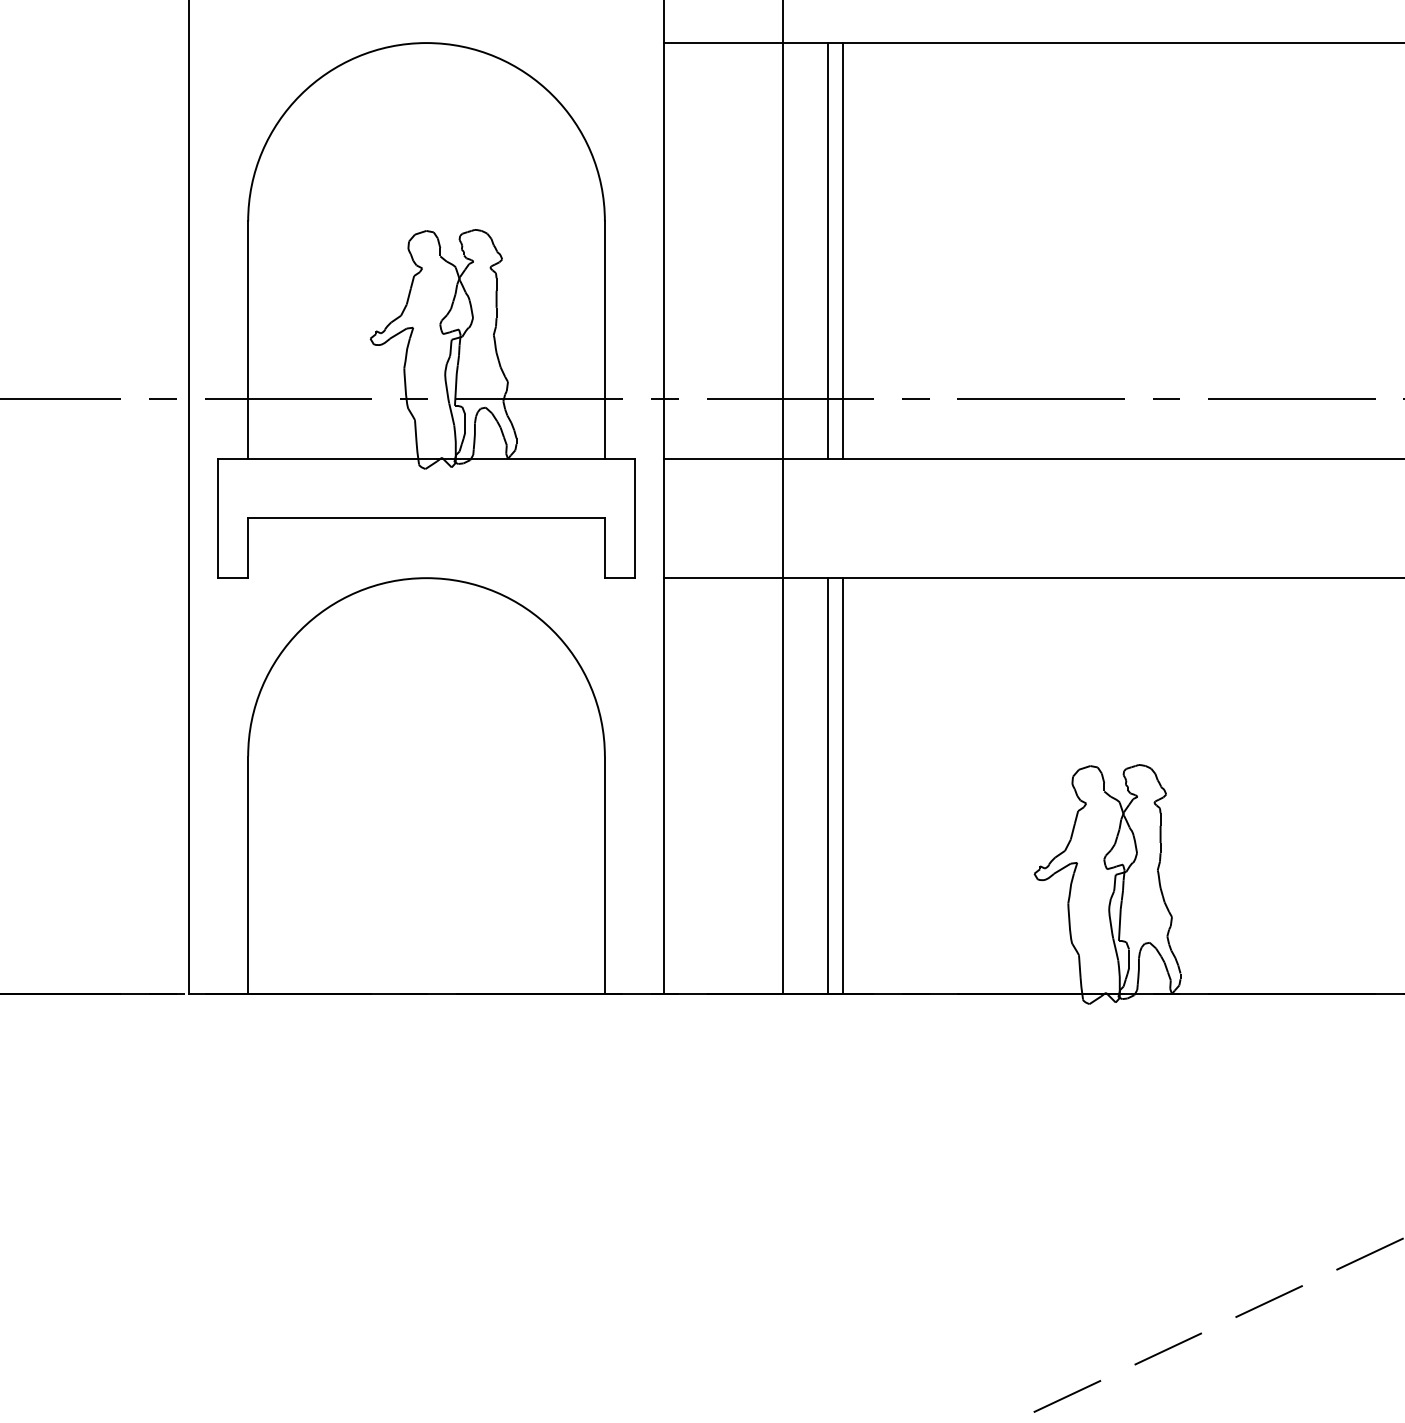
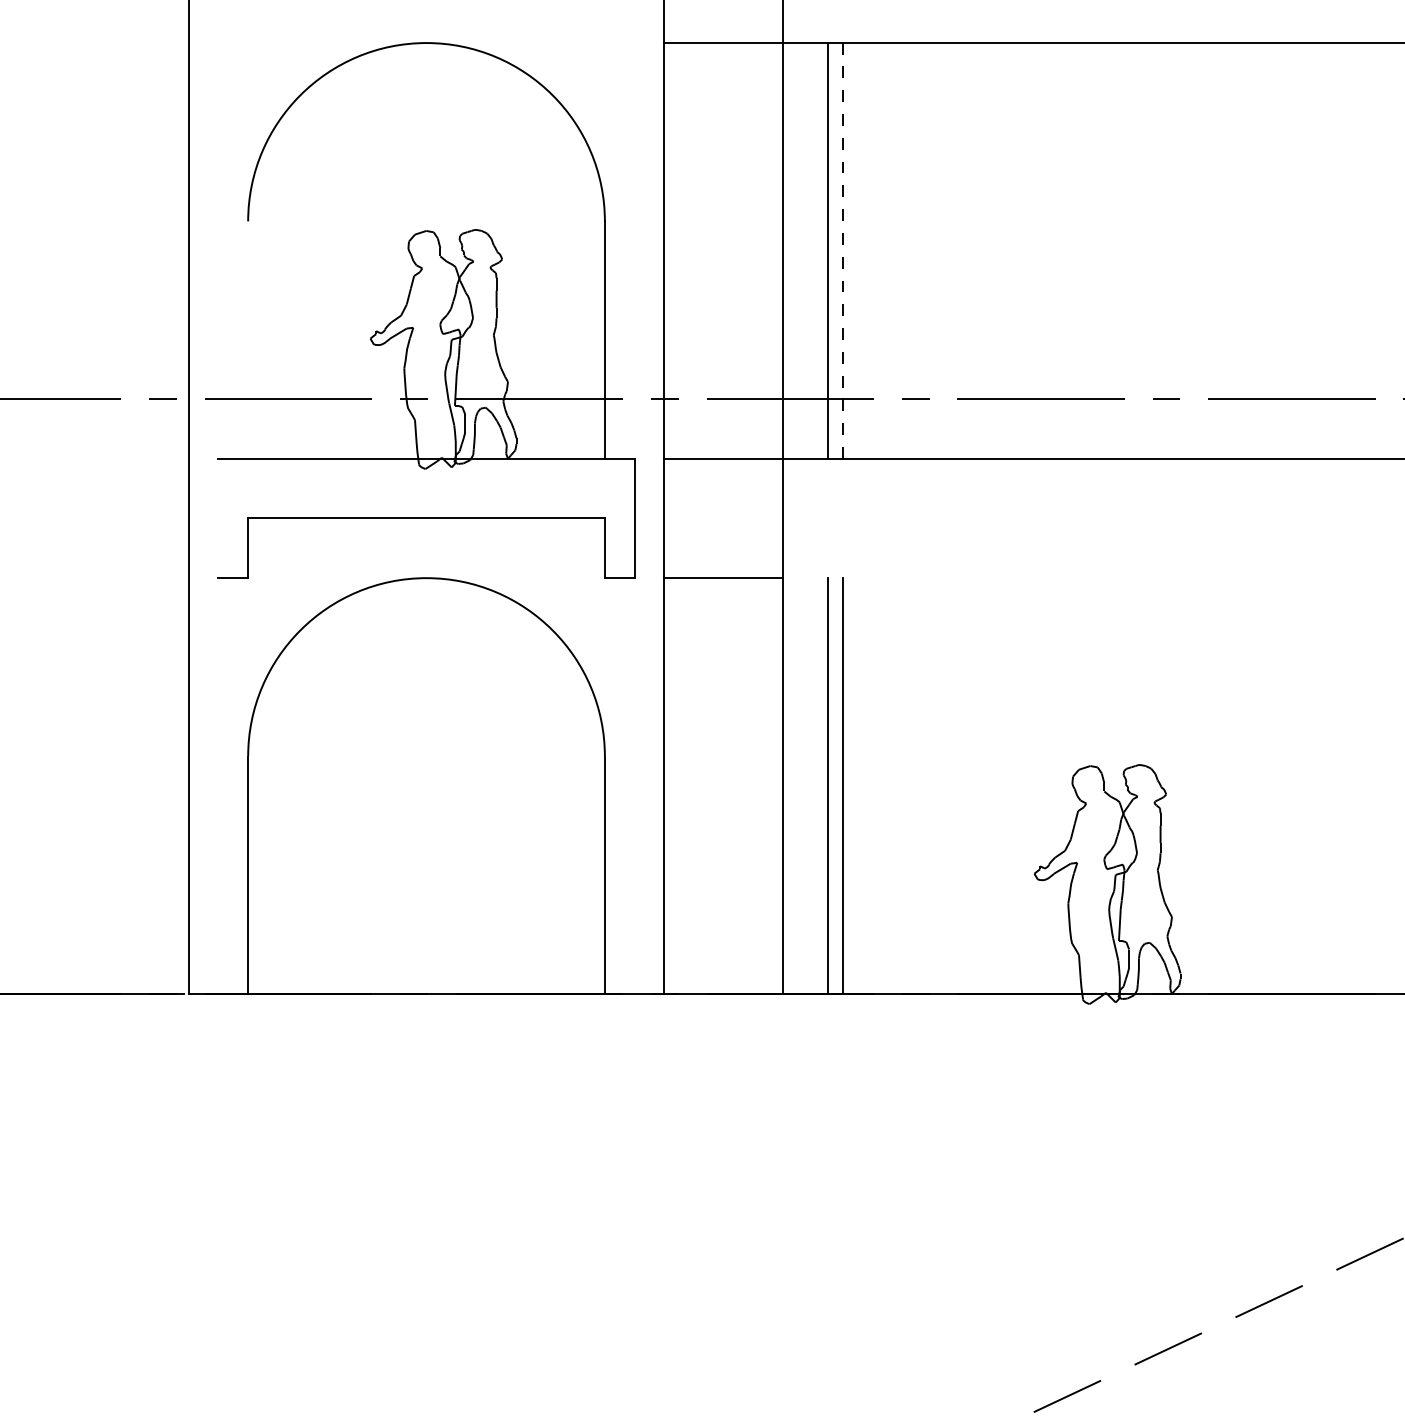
line: solid -> dashed (842, 250)
line: present -> none (248, 339)
line: present -> none (218, 517)
line: present -> none (1092, 577)
